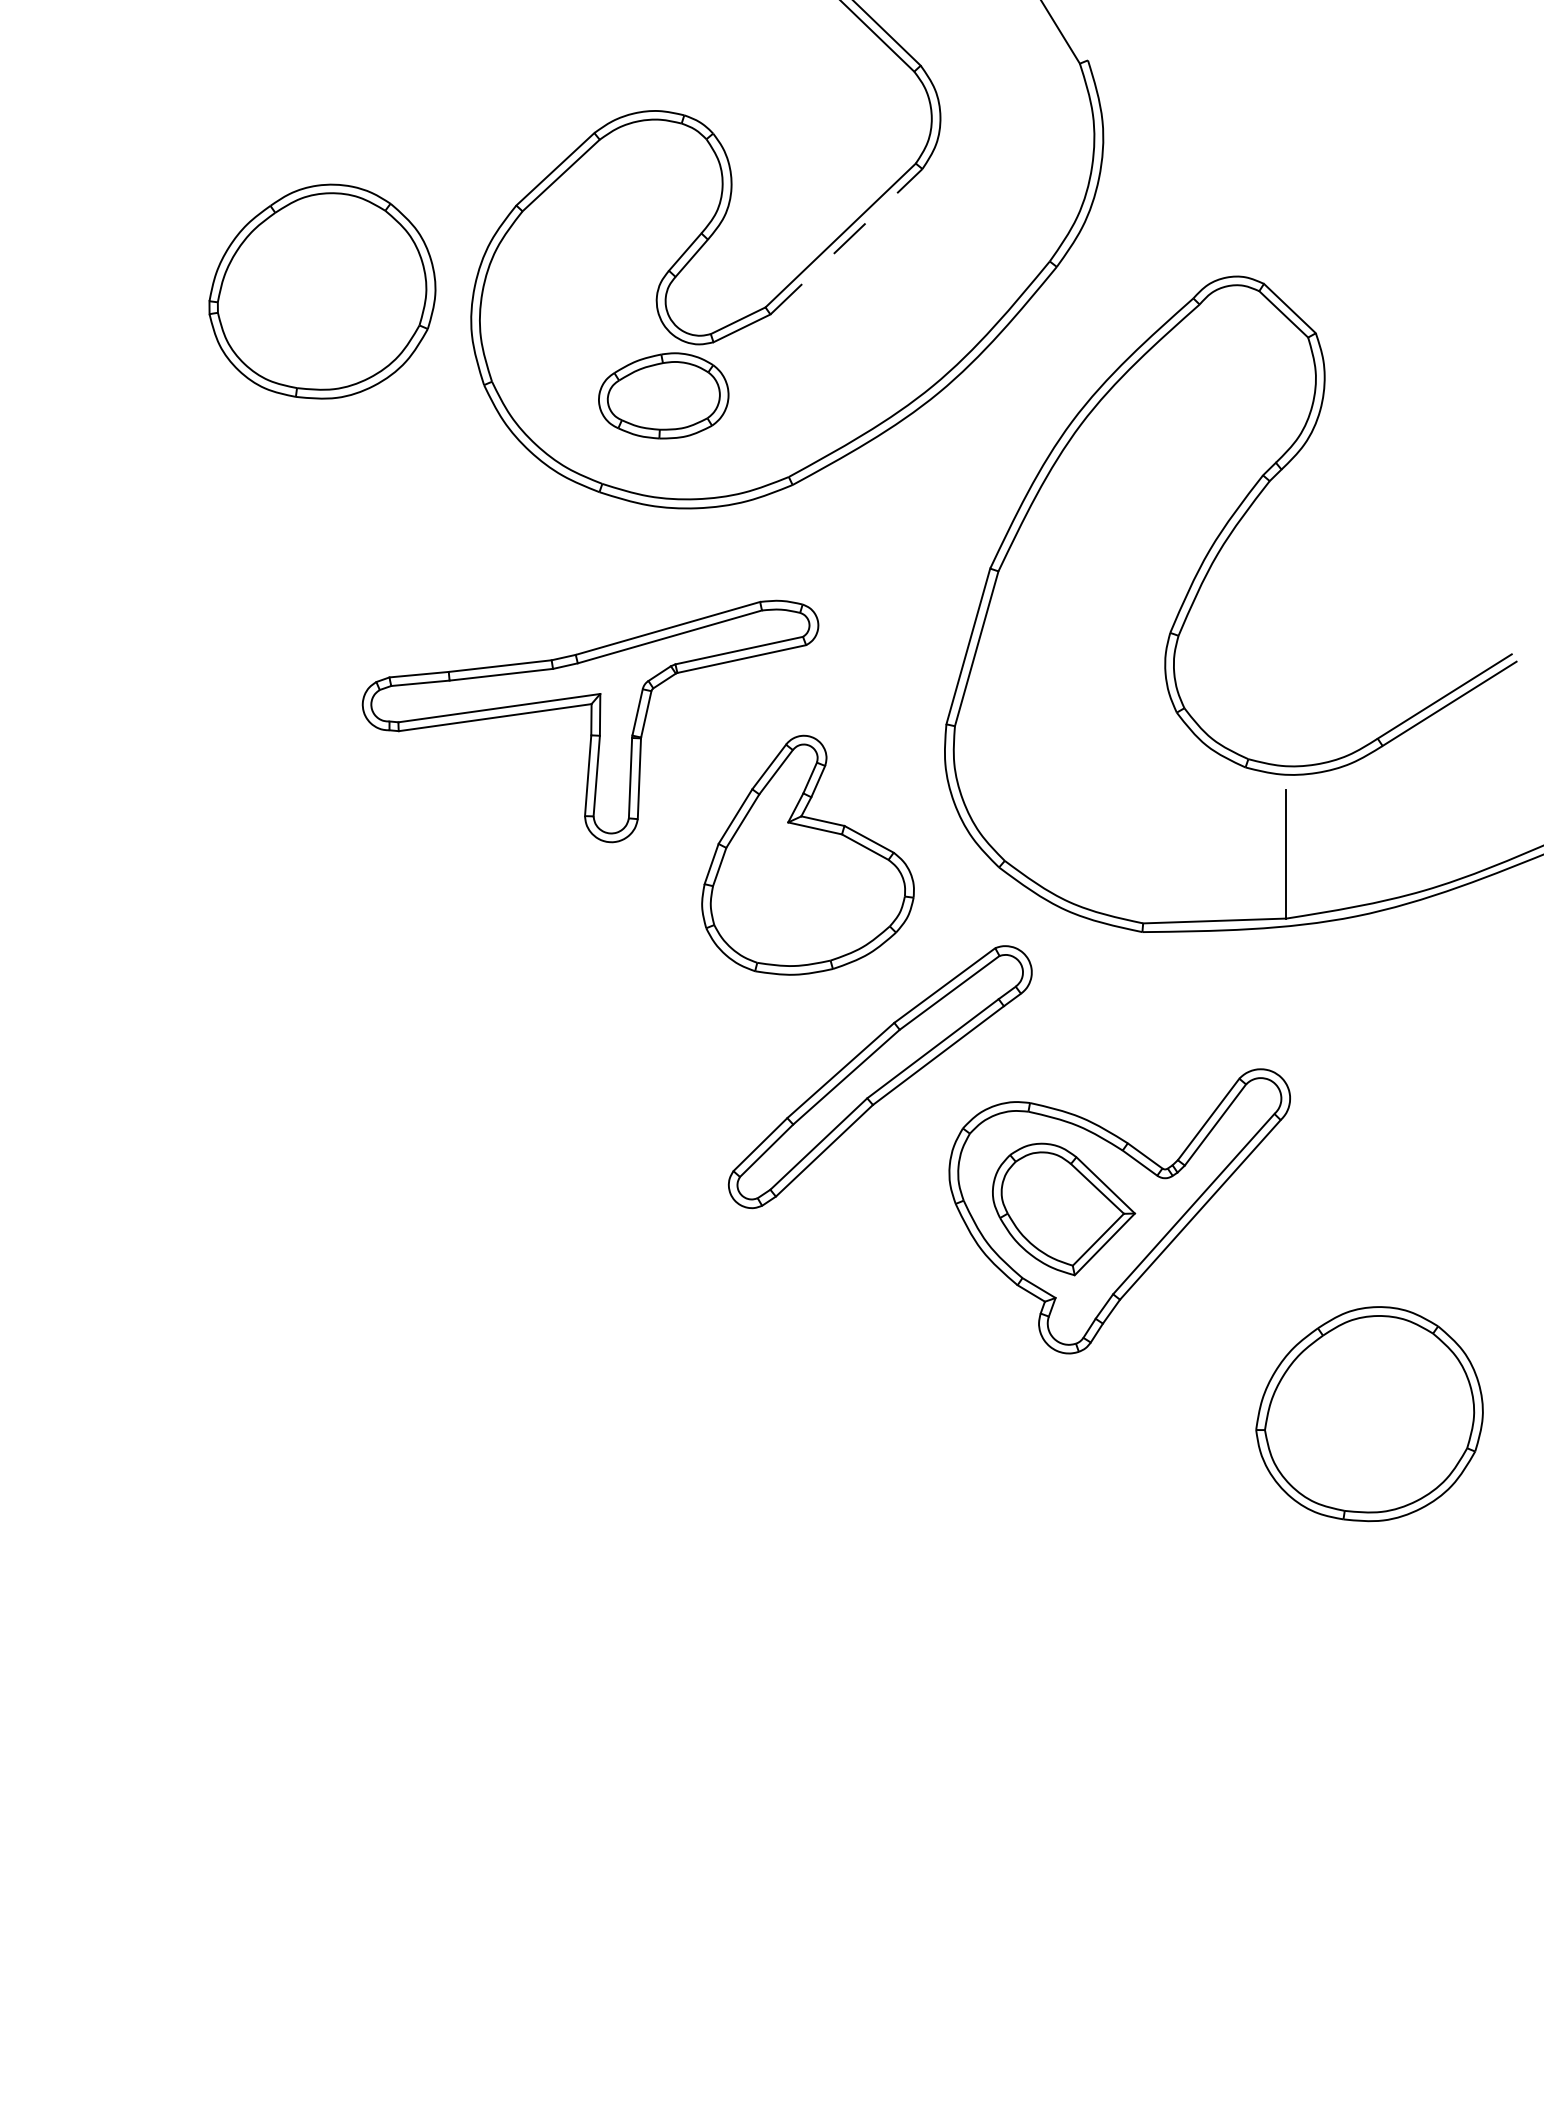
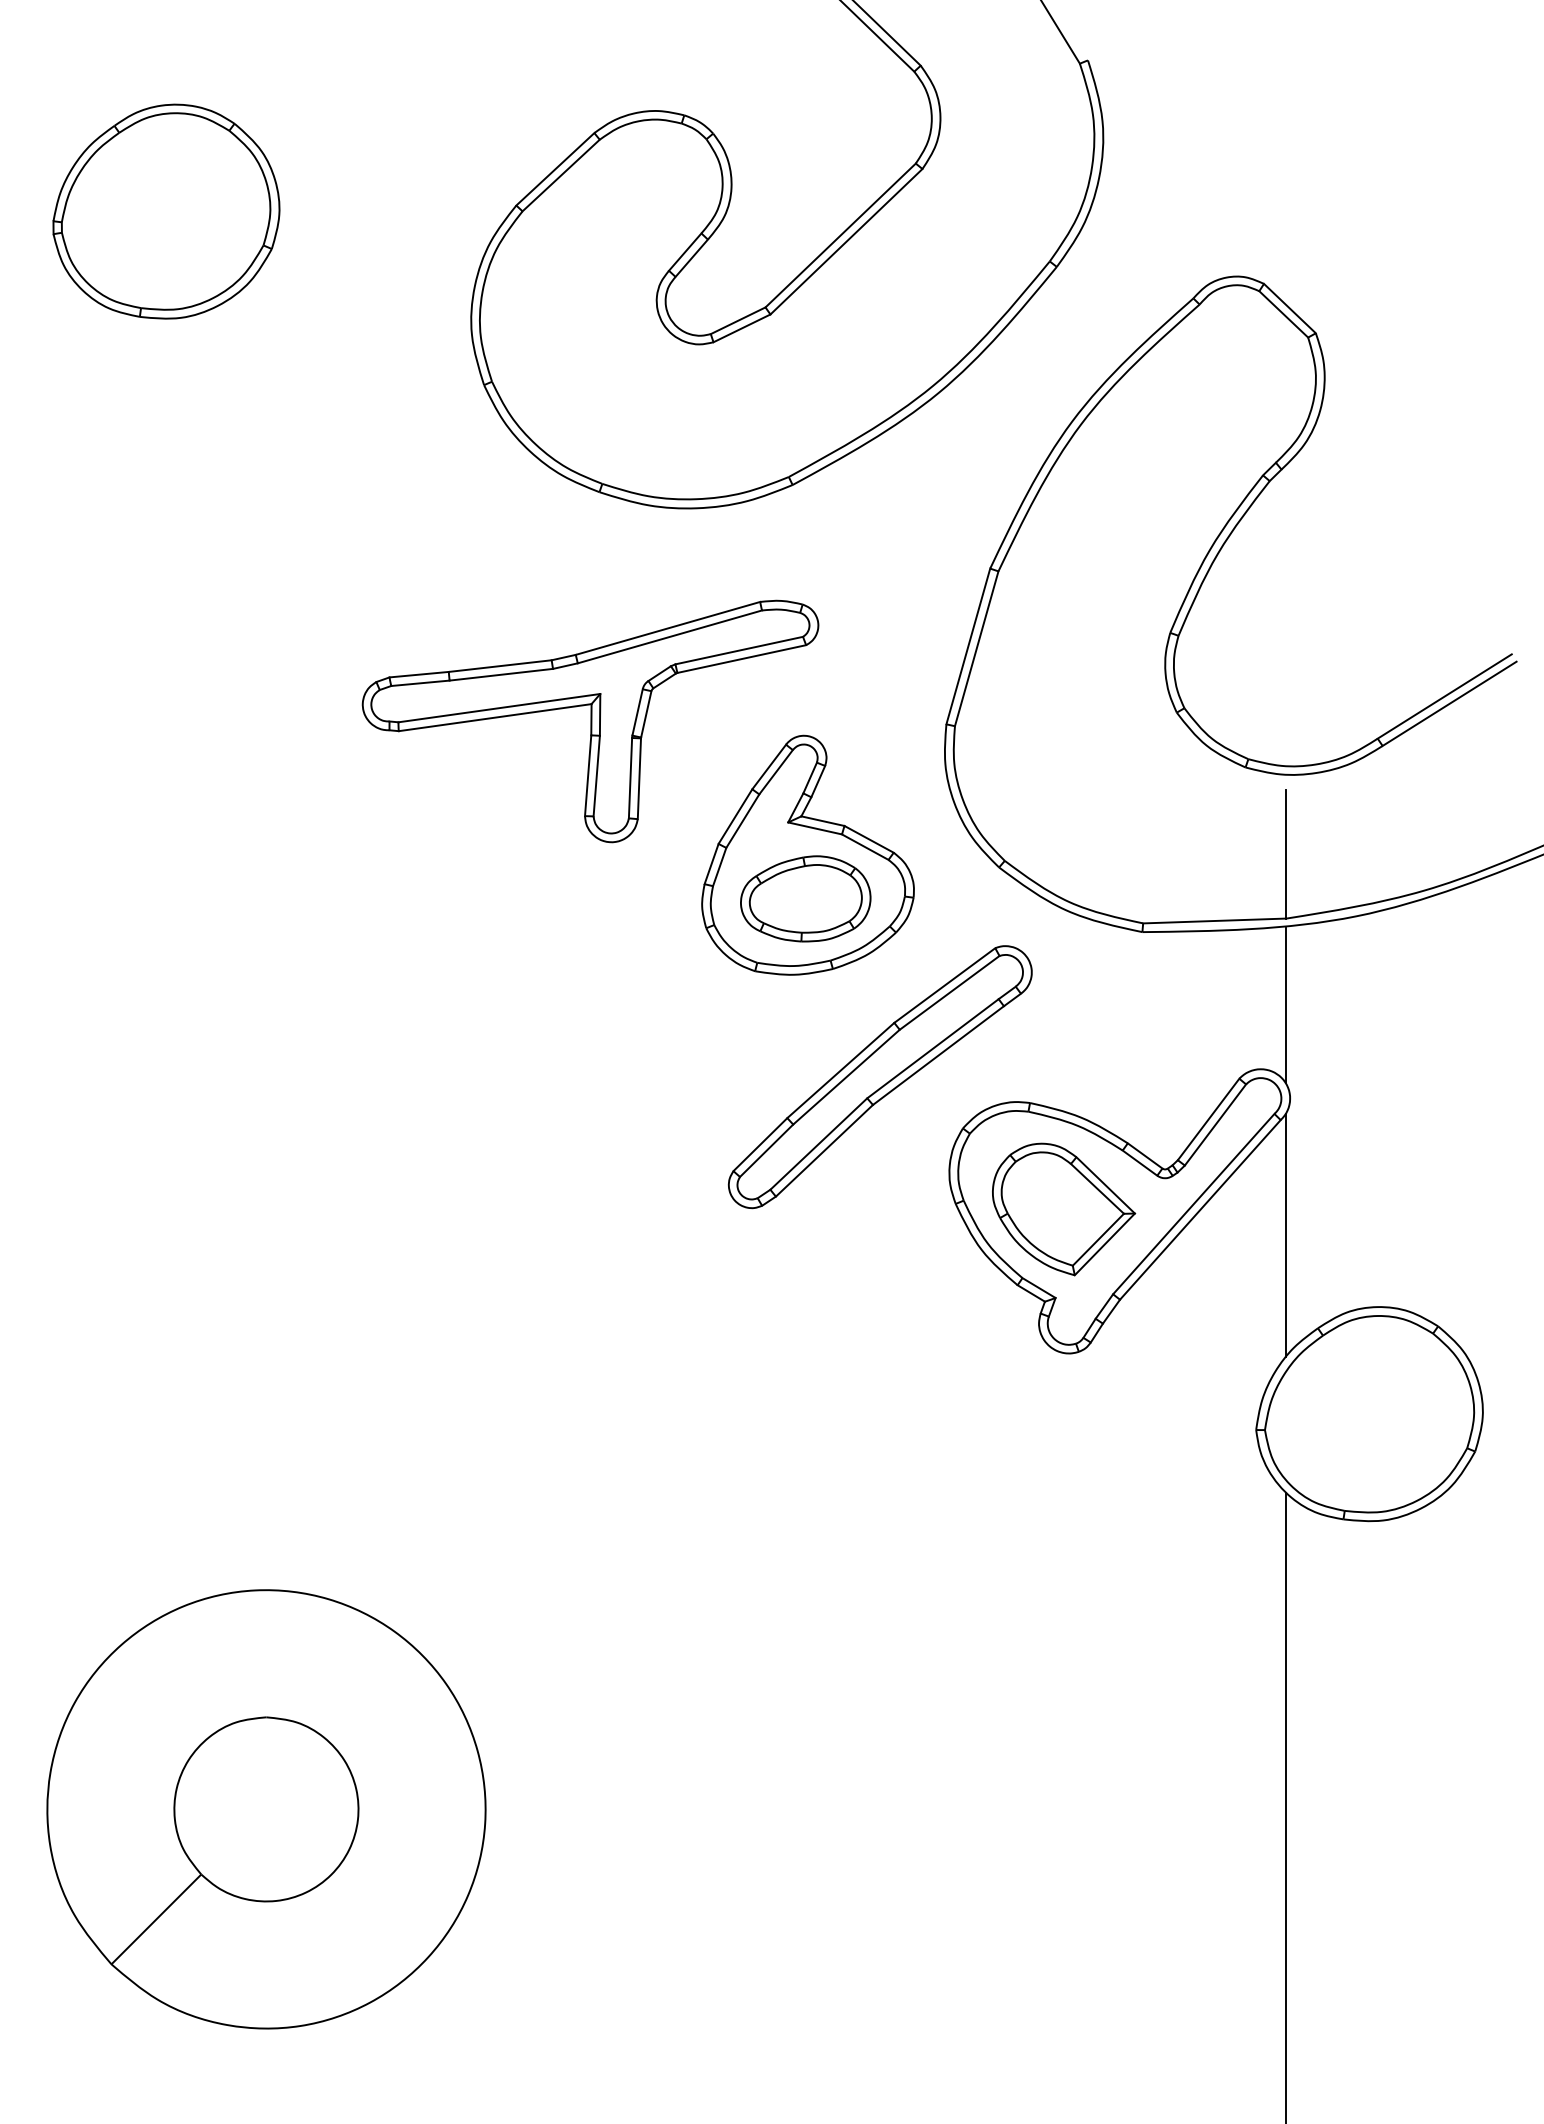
line: dashed -> solid (846, 241)
part position: (322, 291) -> (166, 211) (166, 211)
part position: (663, 395) -> (805, 898) (805, 898)
line: none -> present (1285, 1005)
line: none -> present (1285, 1234)
line: none -> present (1285, 1806)
part: none -> present (266, 1809)
